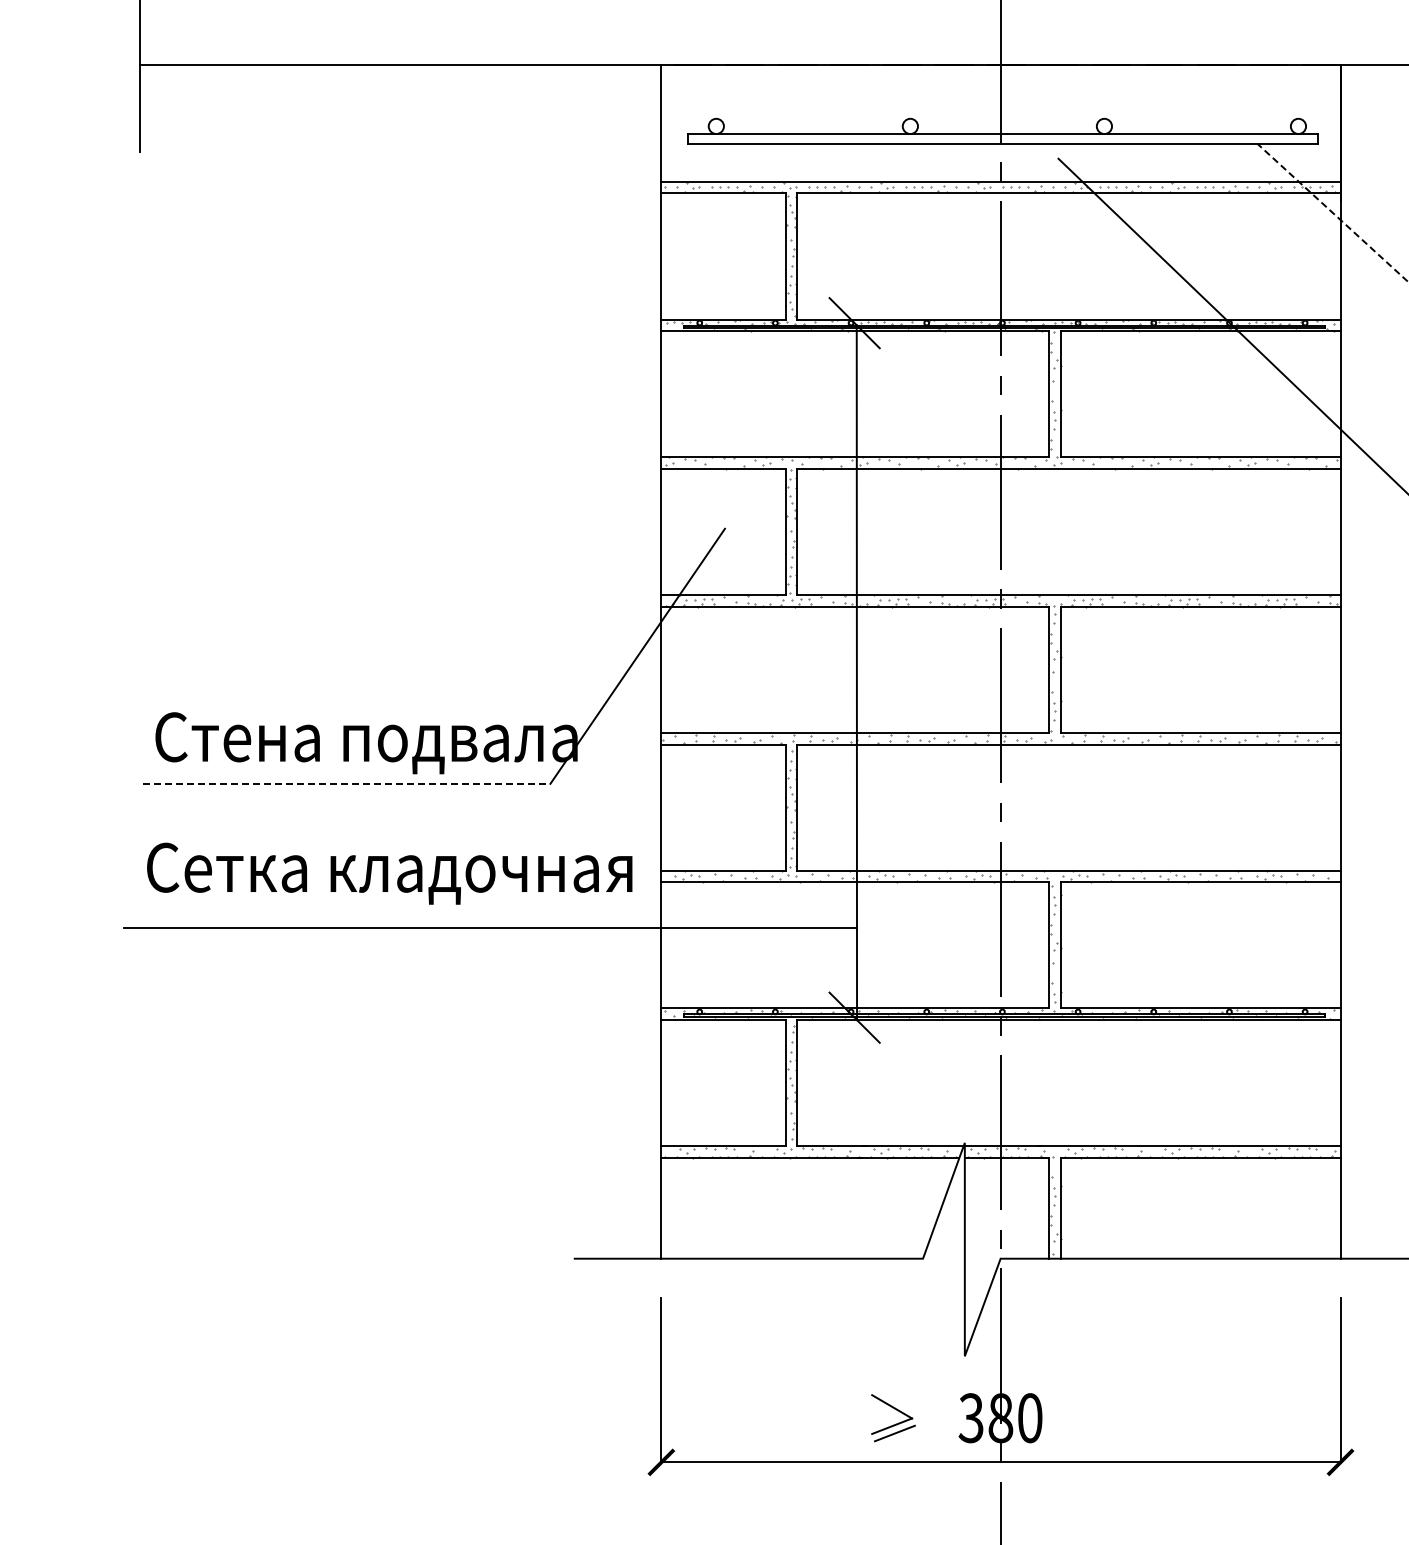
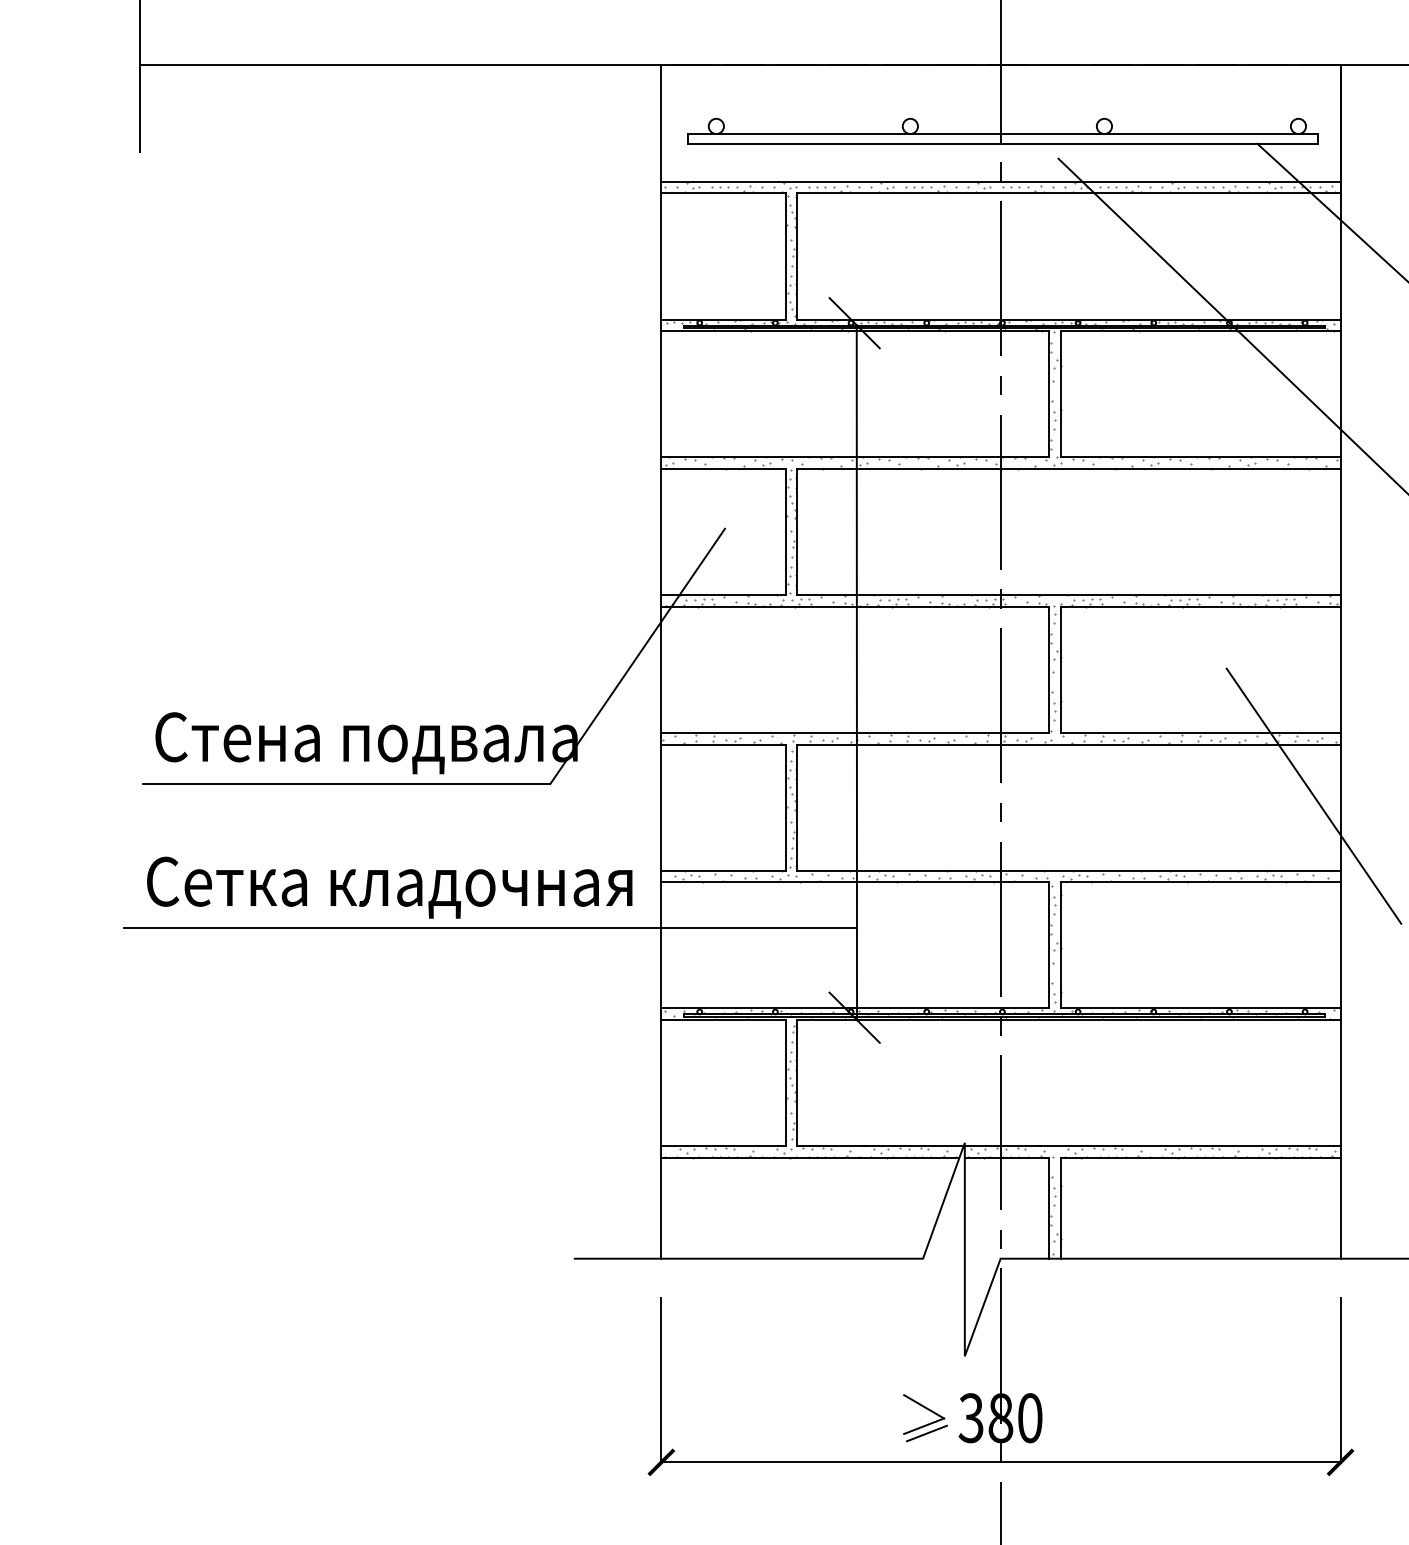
line: dashed -> solid (1332, 212)
line: dashed -> solid (346, 783)
line: none -> present (1313, 795)
text position: (389, 873) -> (389, 887) (389, 887)
part position: (893, 1418) -> (925, 1418) (925, 1418)
